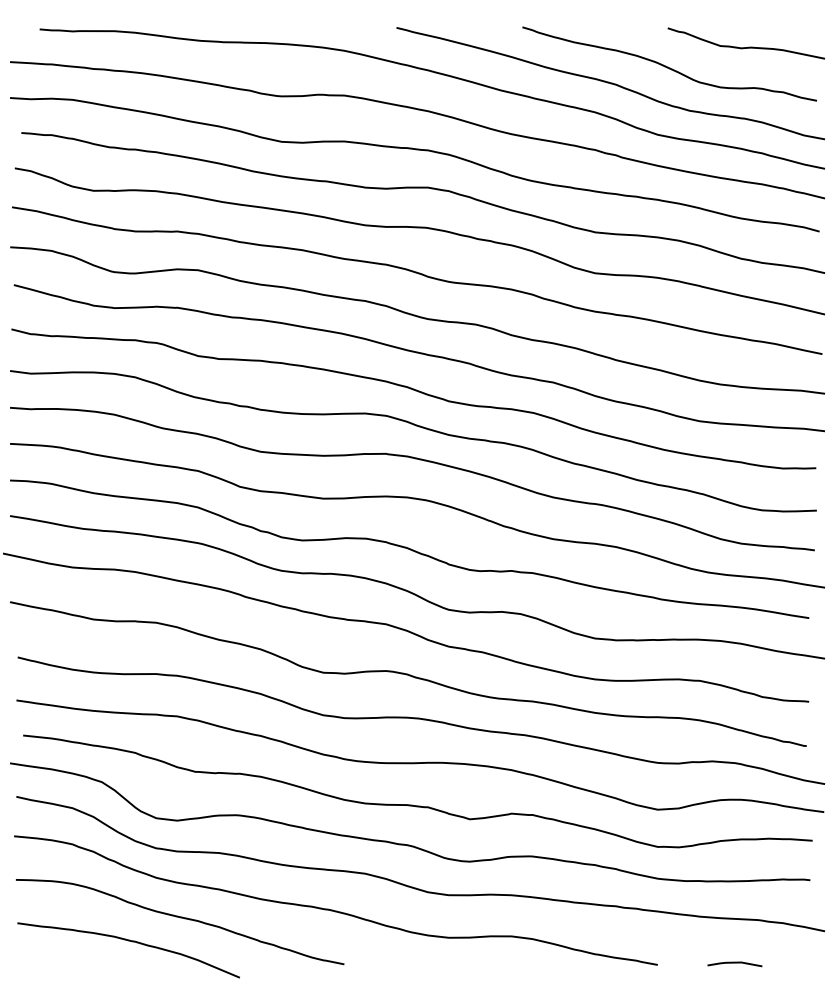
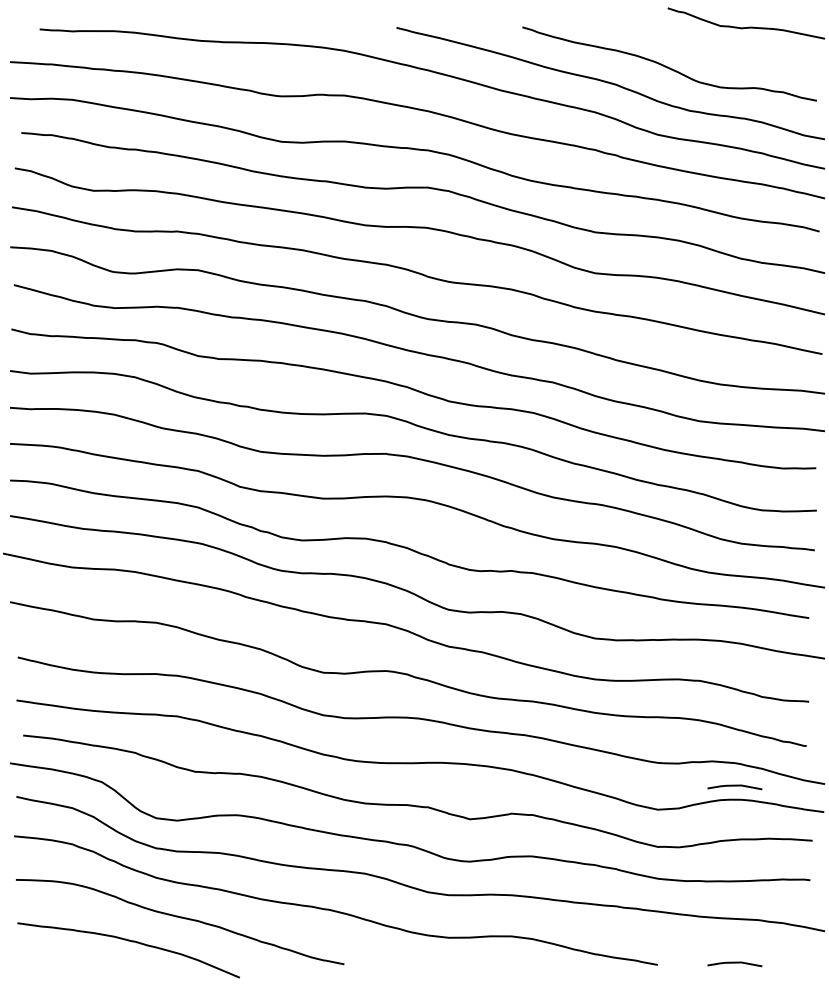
curve position: (745, 47) -> (745, 27) (745, 27)
line: none -> present (734, 786)
